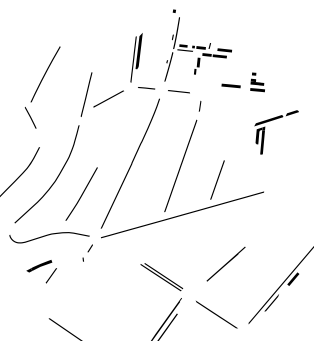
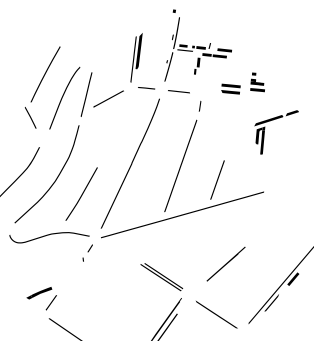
fill: none -> present (230, 91)
fill: none -> present (64, 97)
part position: (41, 271) -> (41, 298) (41, 298)
